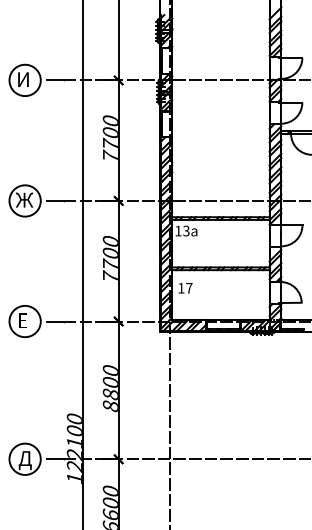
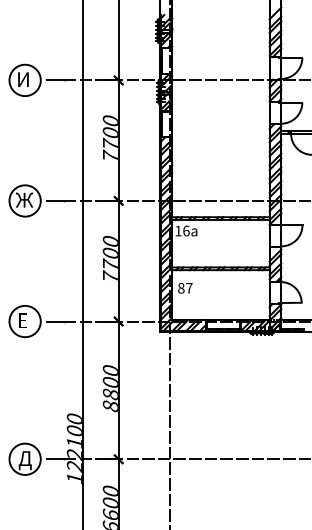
text: 13 -> 16 (186, 230)
text: 17 -> 87 (181, 287)
